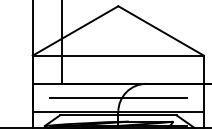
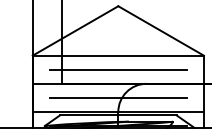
line: none -> present (117, 69)
